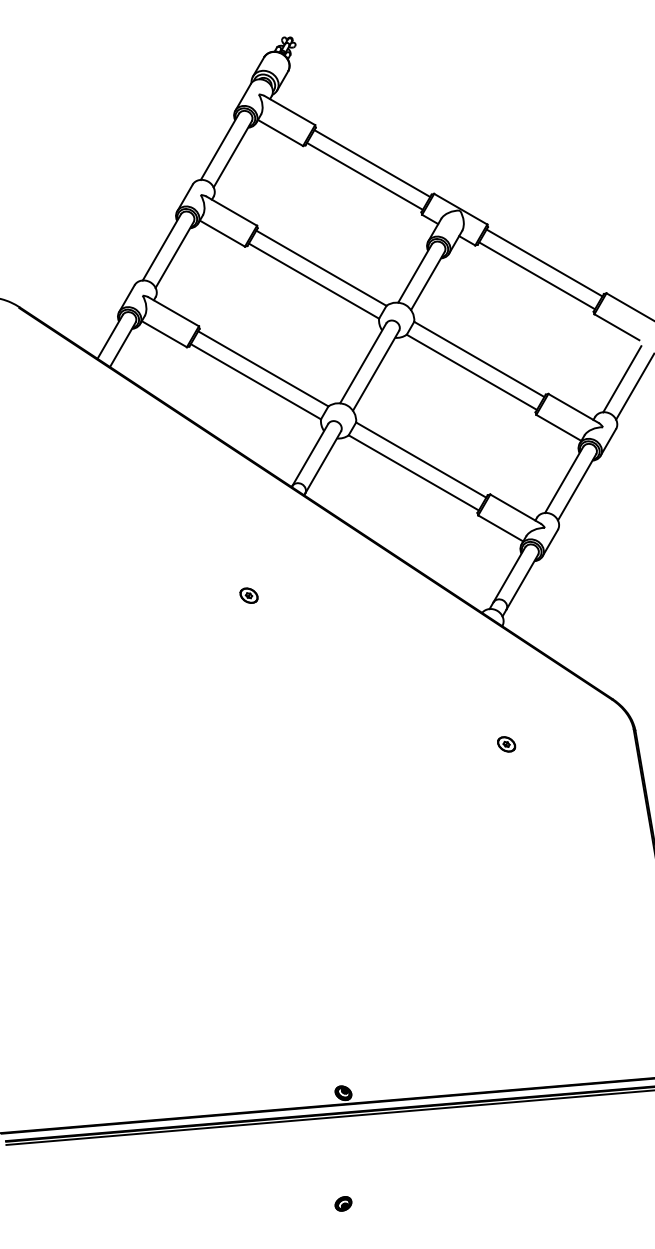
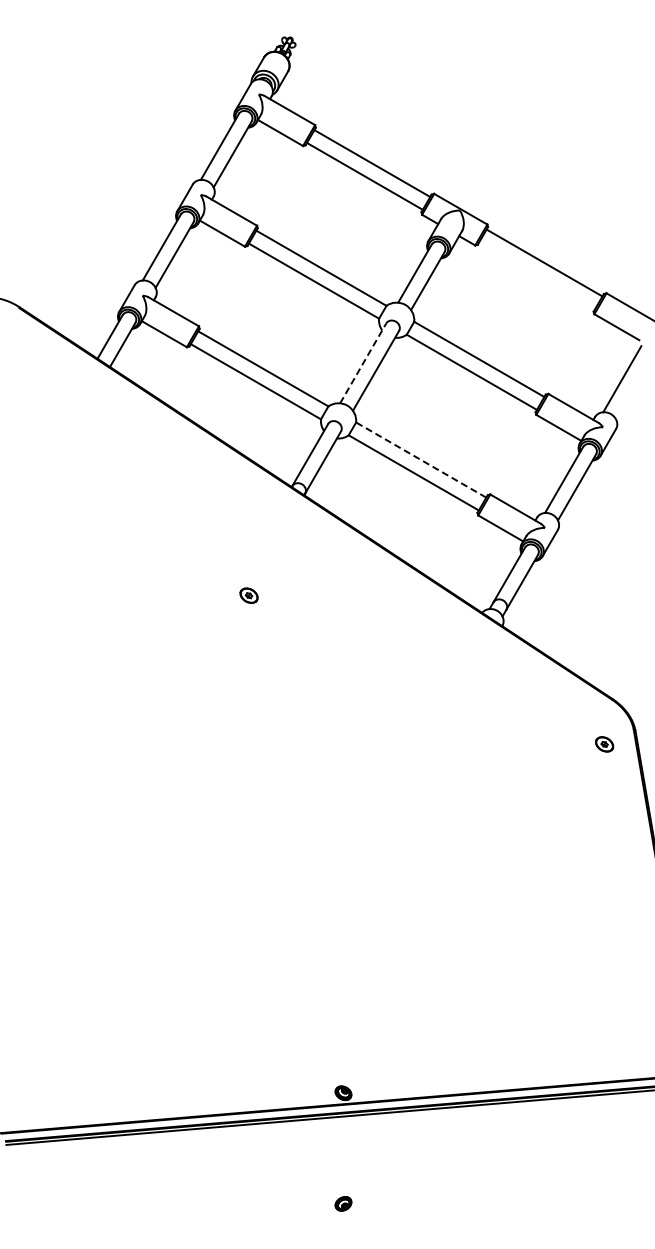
line: present -> none (537, 275)
line: solid -> dashed (363, 363)
line: present -> none (633, 388)
line: solid -> dashed (420, 459)
part position: (506, 744) -> (604, 744) (604, 744)
